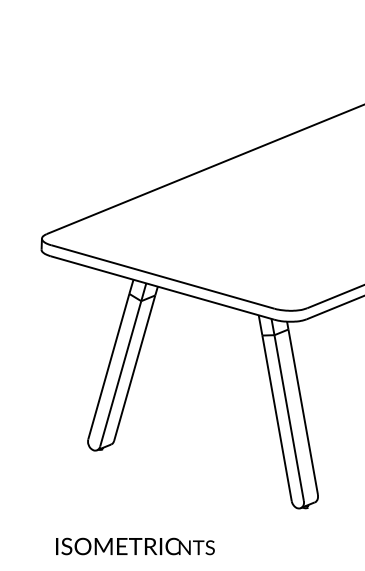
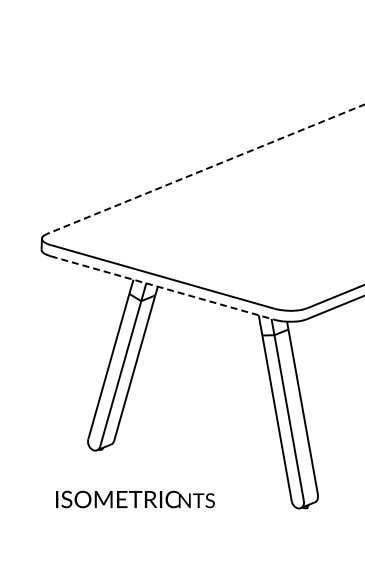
line: solid -> dashed (205, 169)
line: solid -> dashed (162, 288)
text position: (135, 546) -> (135, 499) (135, 499)
